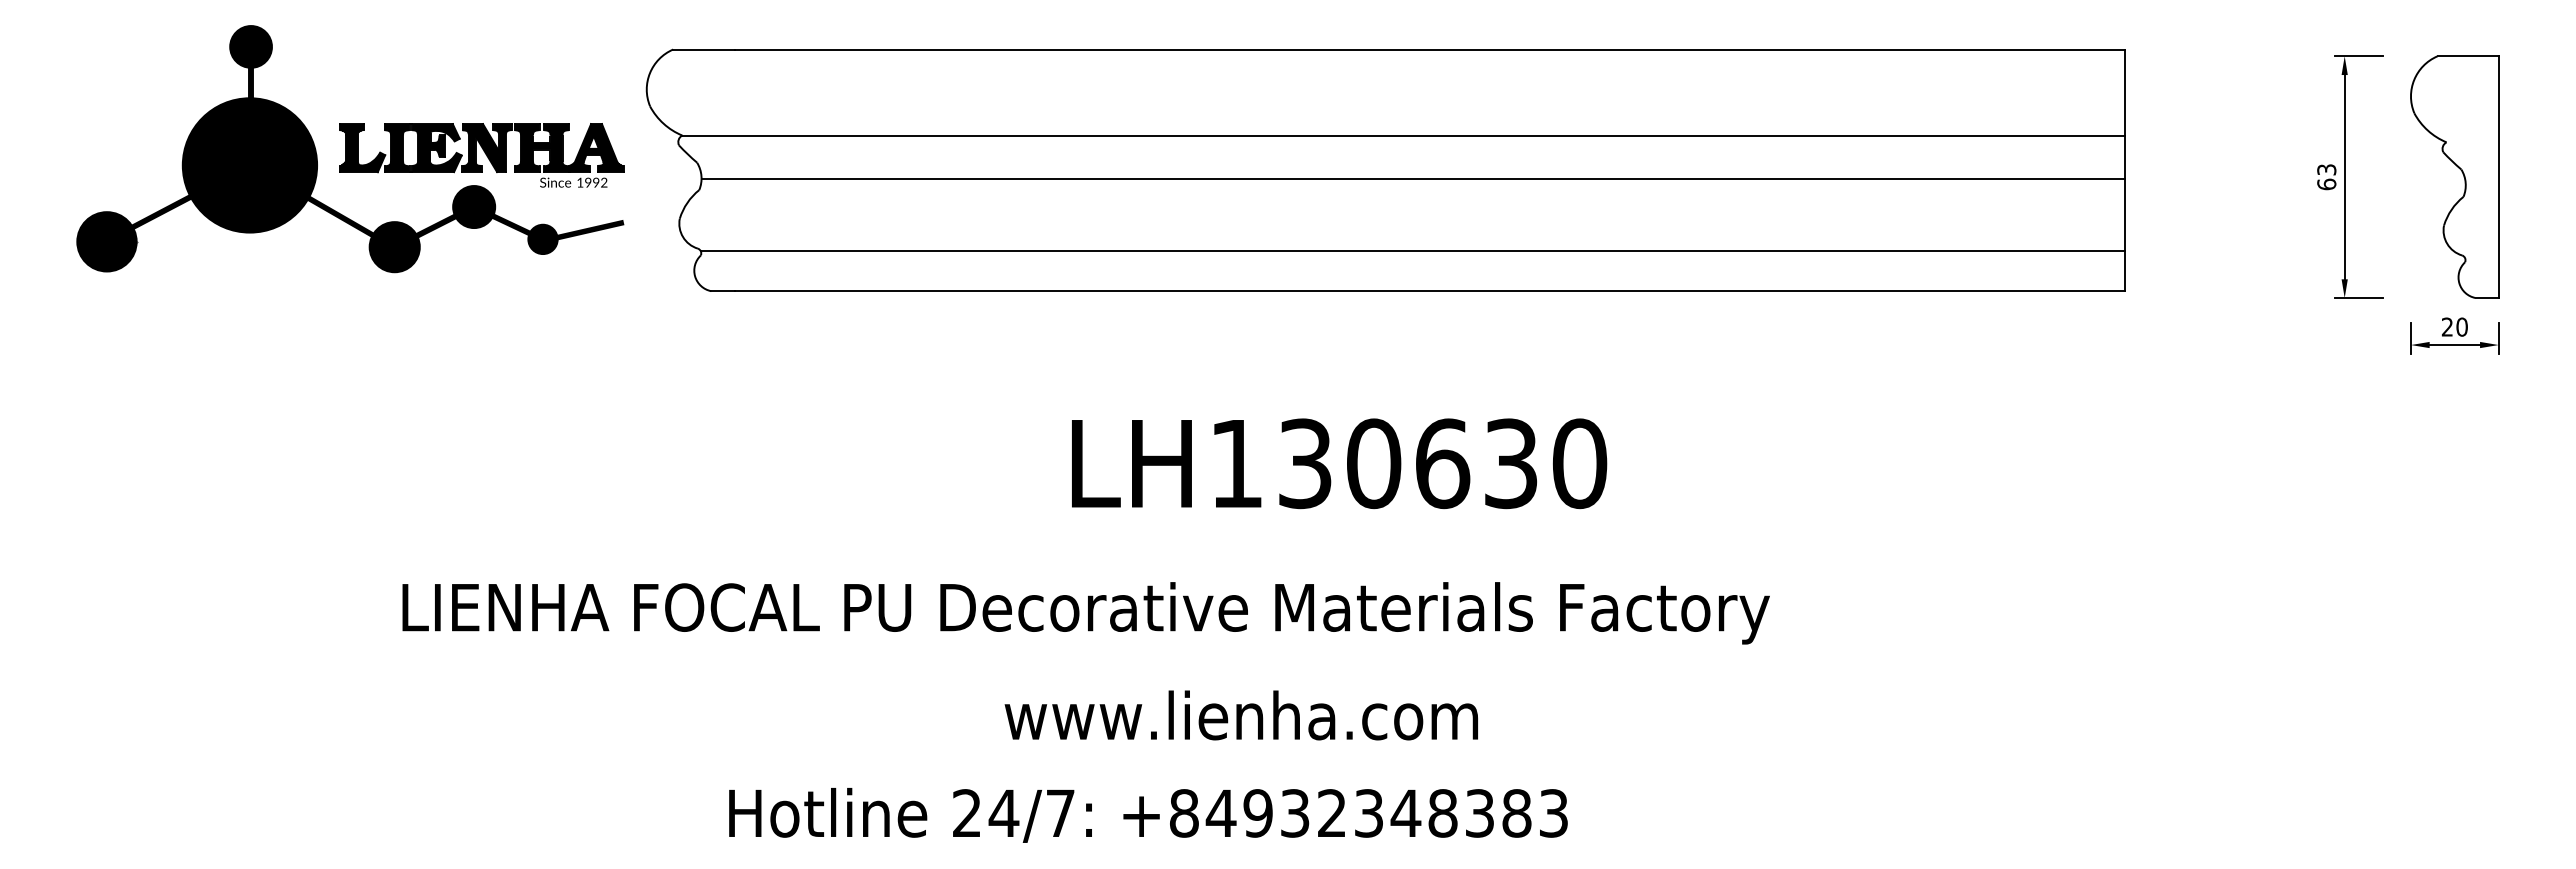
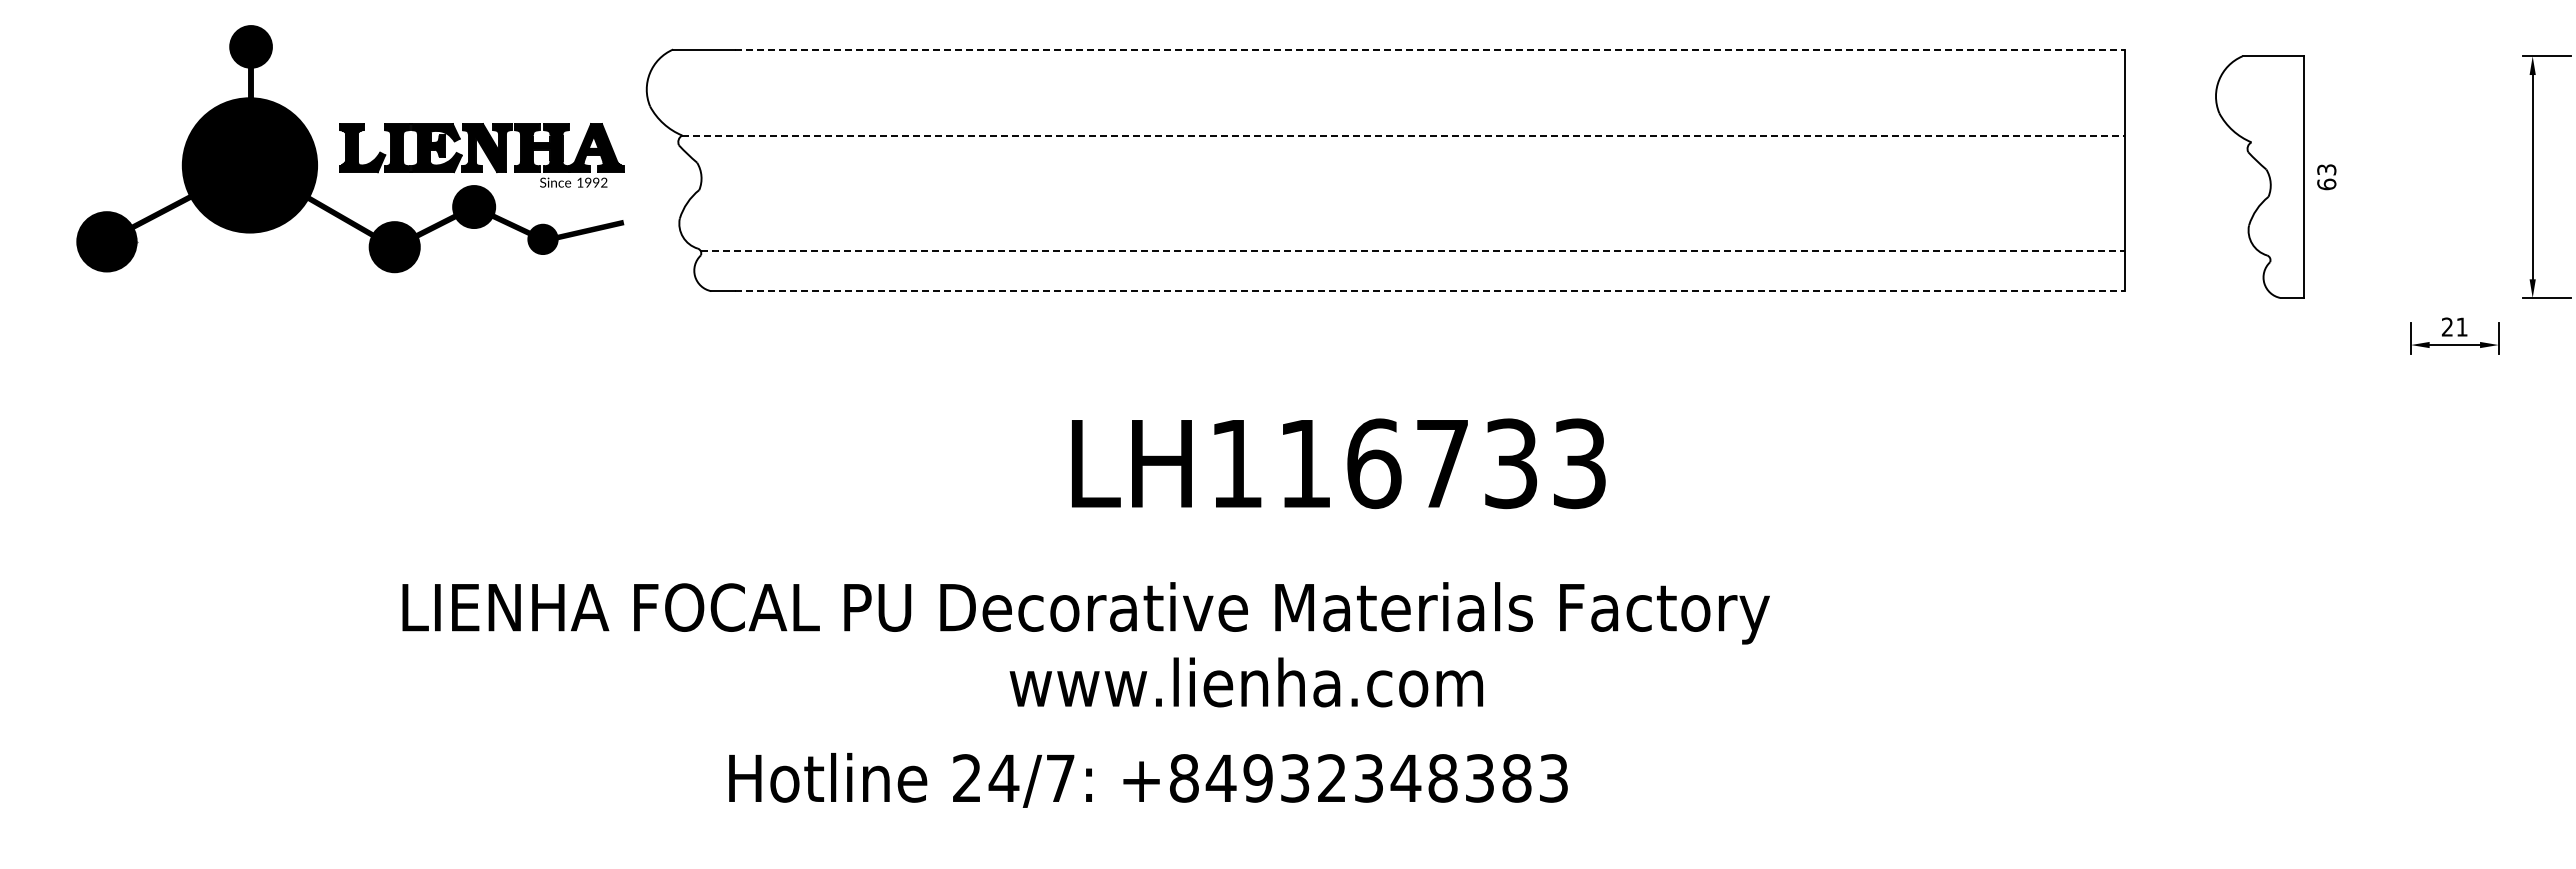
line: solid -> dashed (1430, 49)
line: solid -> dashed (1403, 135)
part position: (2461, 172) -> (2266, 172) (2266, 172)
part position: (2345, 176) -> (2533, 176) (2533, 176)
line: present -> none (1413, 178)
line: solid -> dashed (1413, 251)
line: solid -> dashed (1430, 291)
text: 20 -> 21 (2461, 326)
text: LH130630 -> LH116733 (1443, 463)
text position: (1240, 715) -> (1245, 682) (1245, 682)
text position: (1148, 815) -> (1148, 780) (1148, 780)
